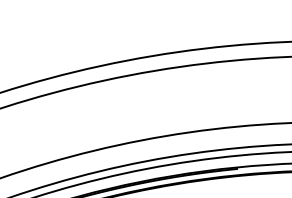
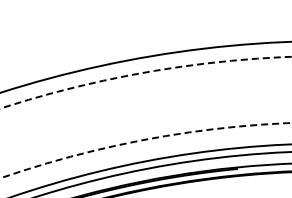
arc: solid -> dashed (143, 72)
arc: solid -> dashed (142, 140)
